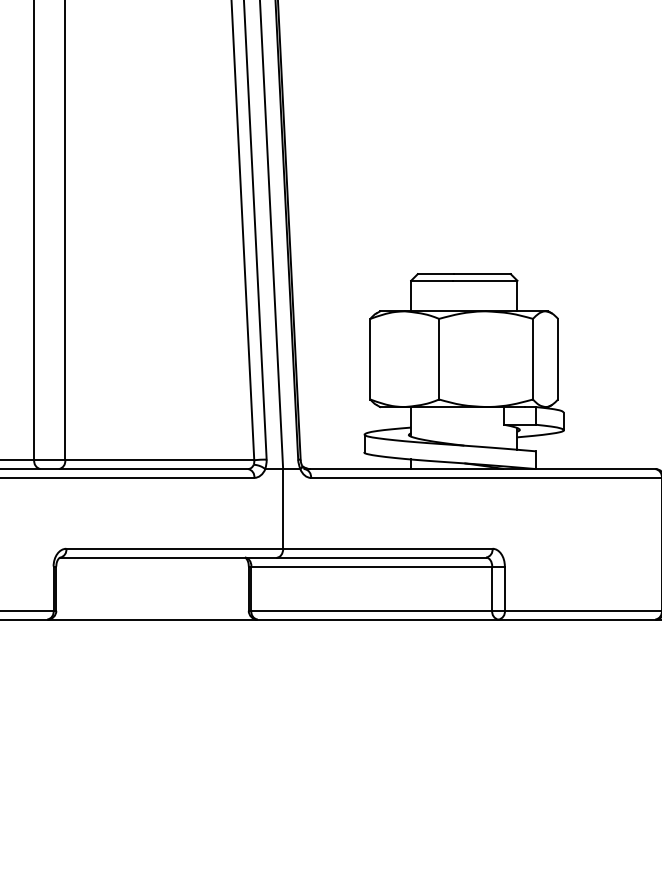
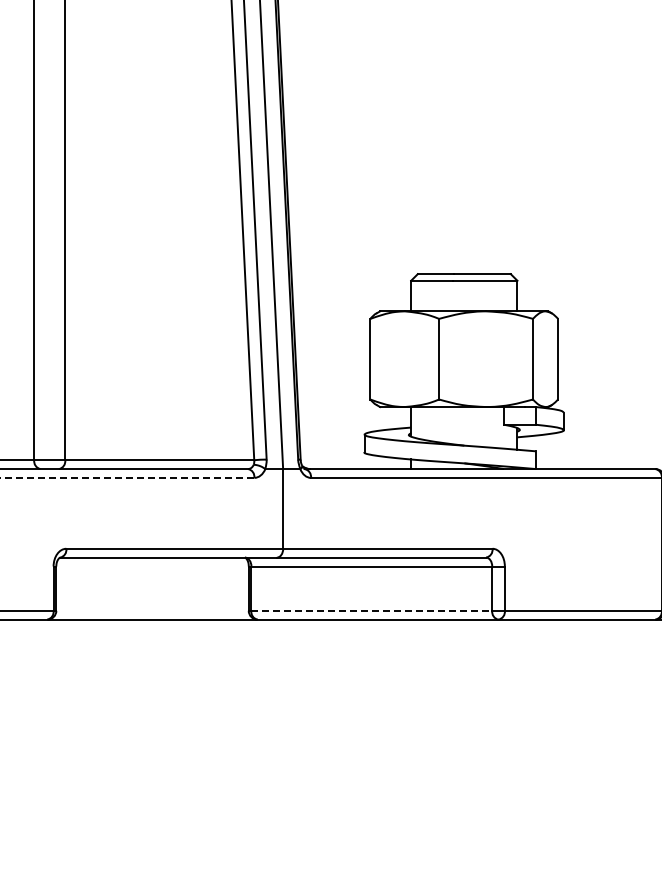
line: solid -> dashed (127, 477)
line: solid -> dashed (372, 610)
